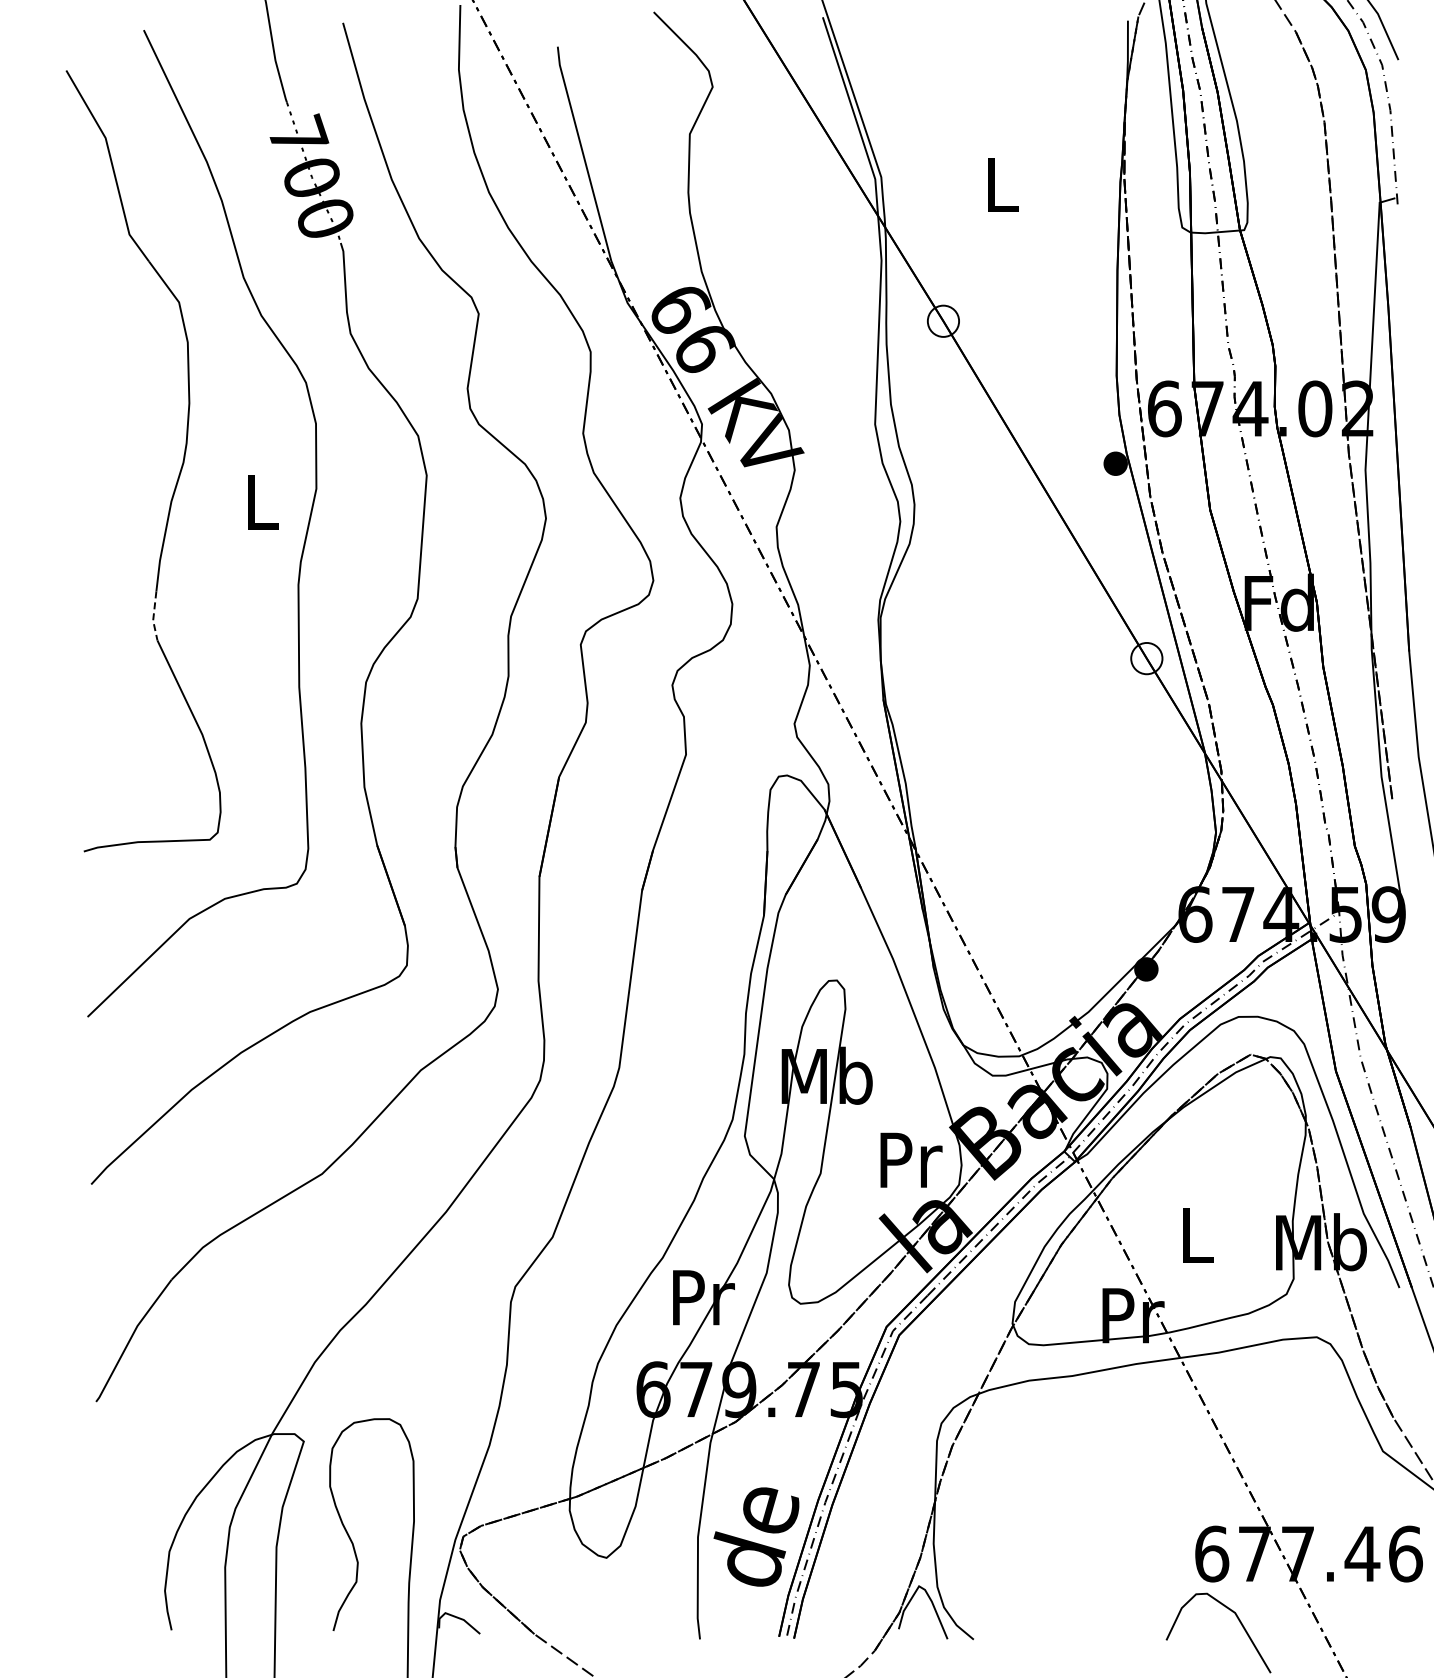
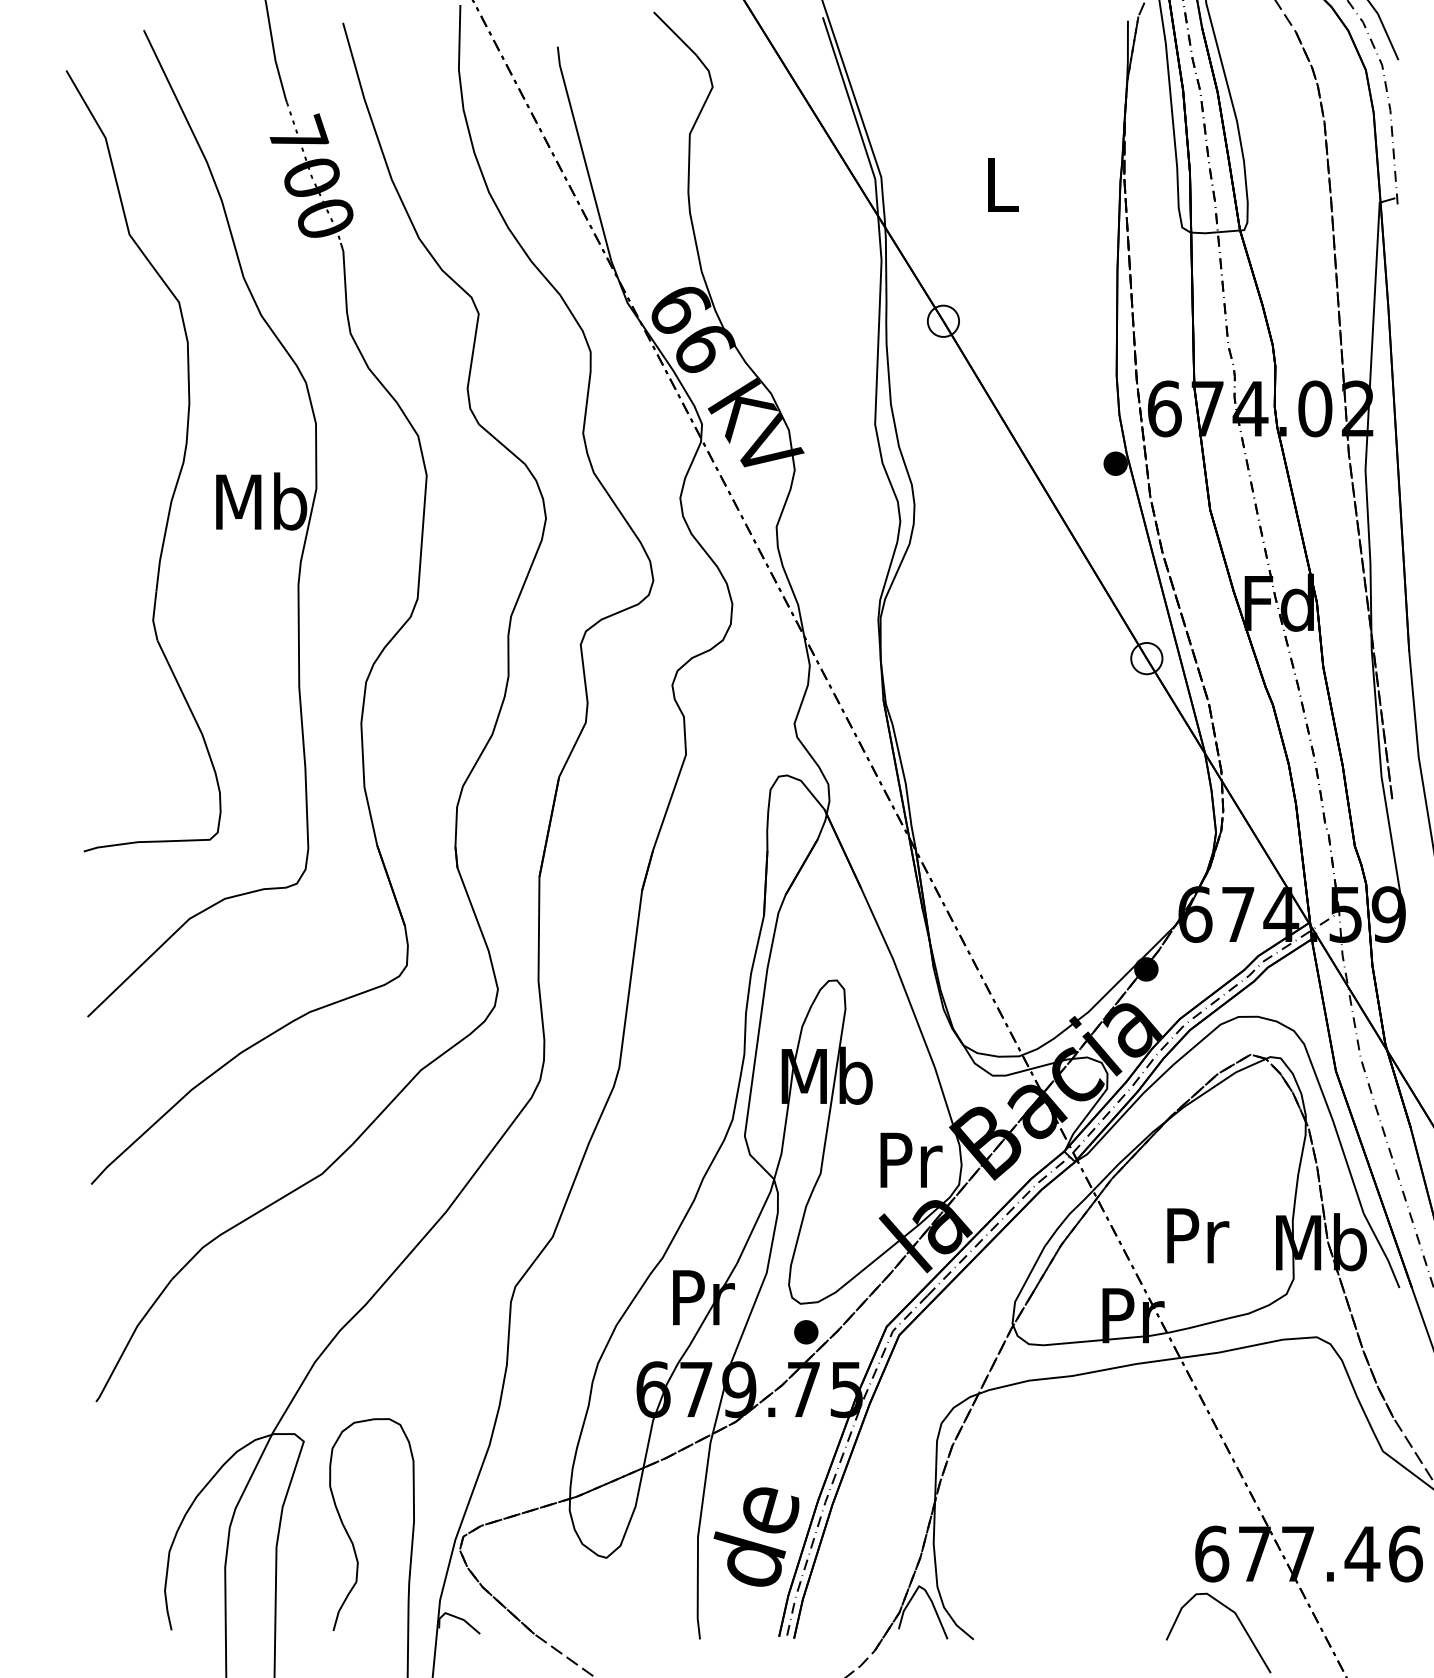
text: L -> Mb (261, 501)
line: dashed -> solid (153, 616)
text: L -> Pr (1198, 1235)
part: none -> present (806, 1332)
